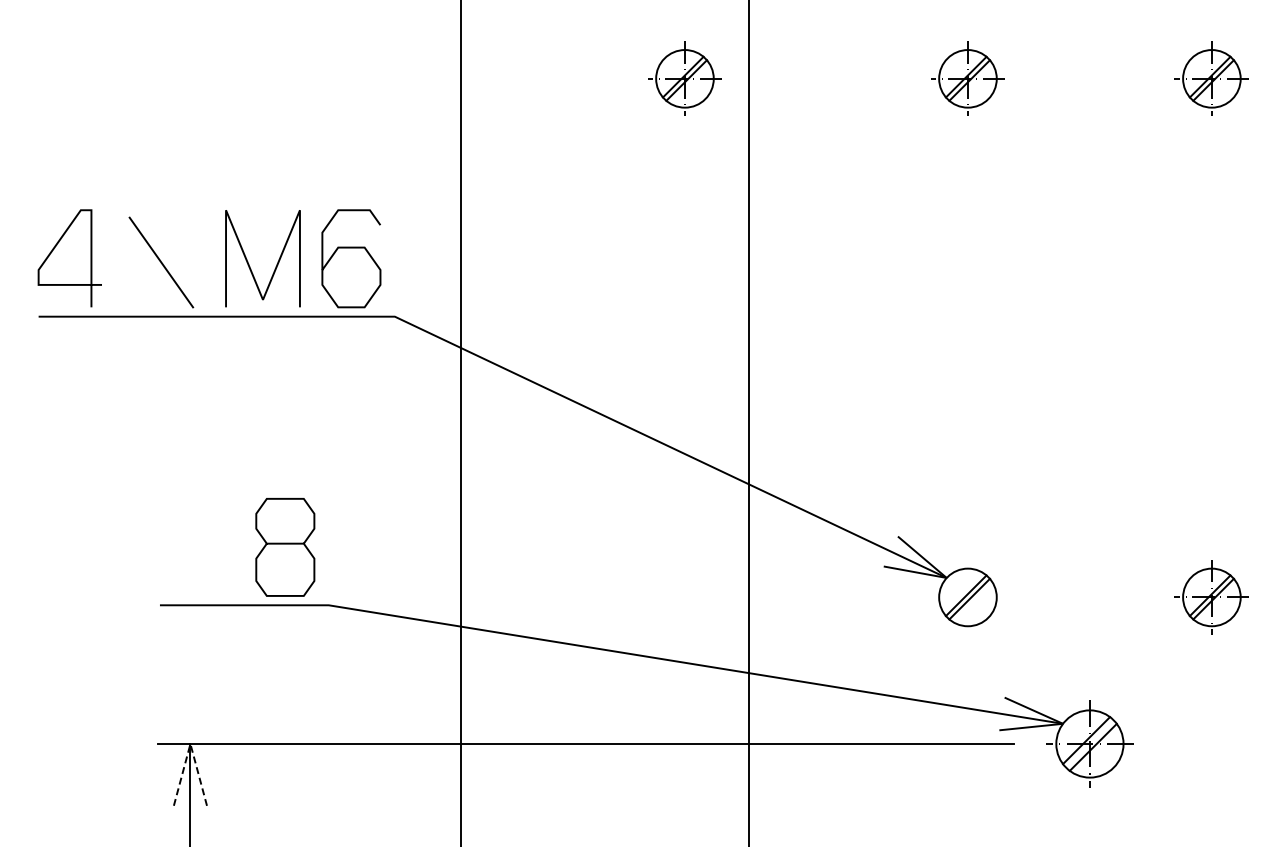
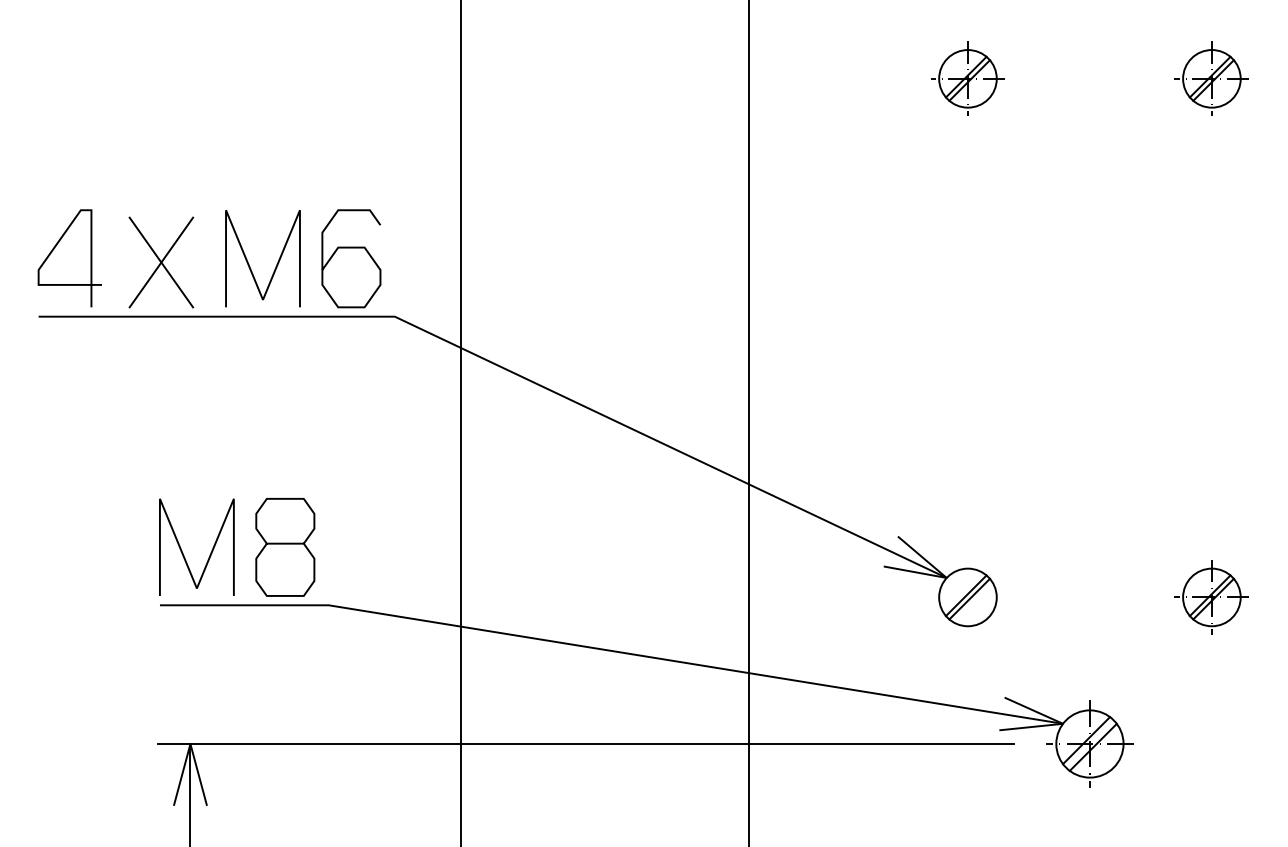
part: present -> none (684, 78)
line: none -> present (161, 262)
line: none -> present (183, 552)
line: dashed -> solid (190, 744)
